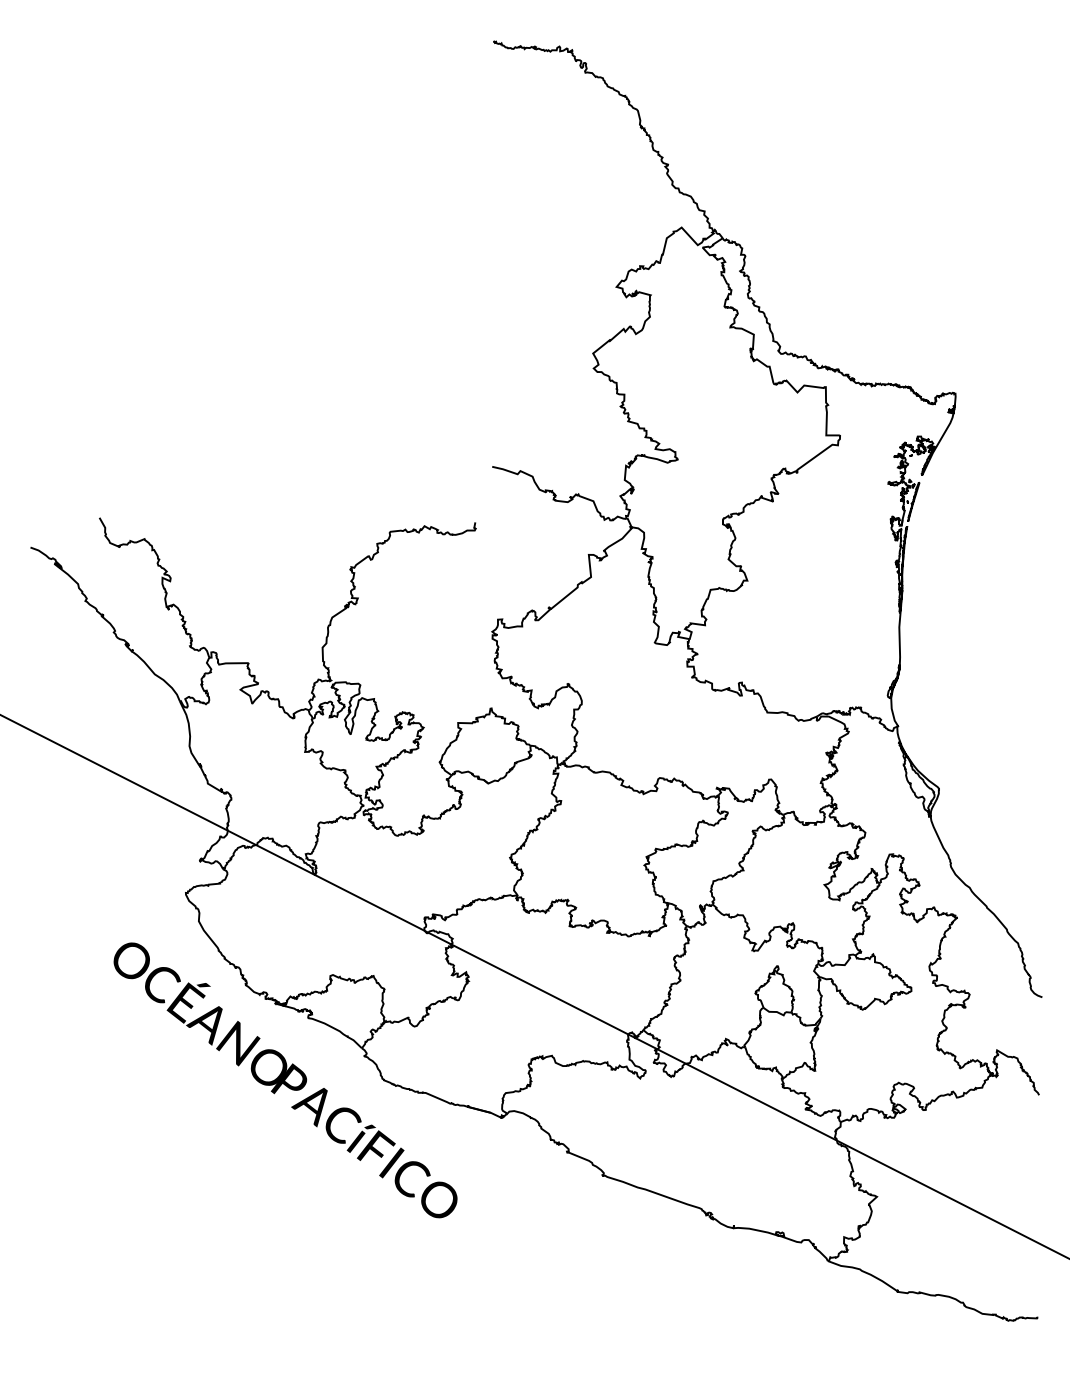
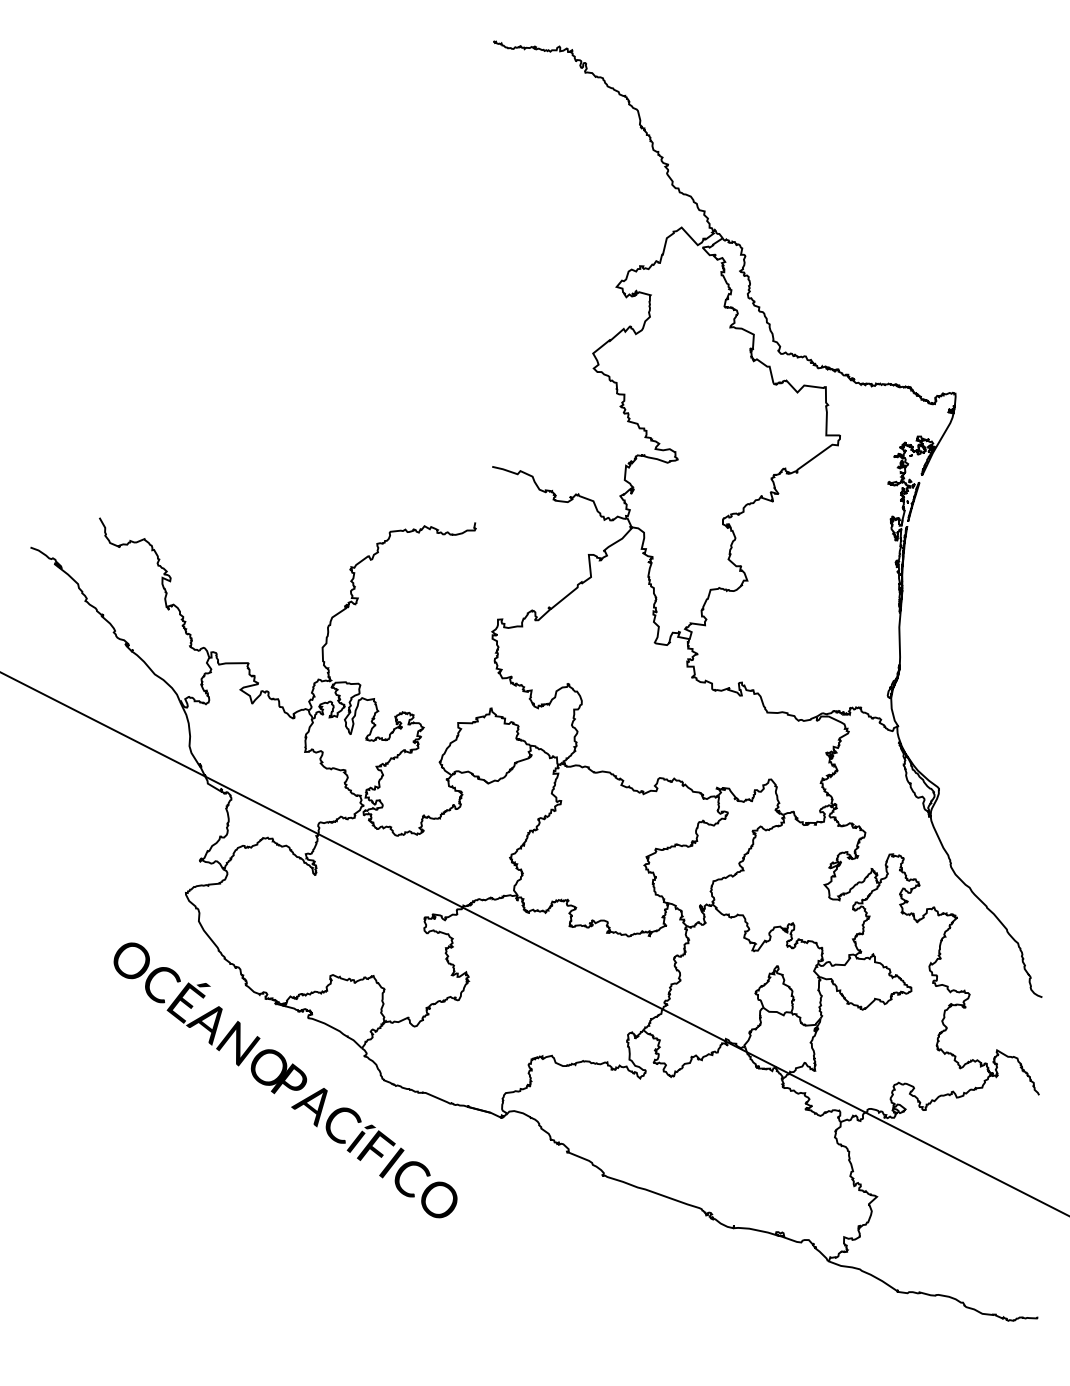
line position: (534, 986) -> (534, 943) (534, 943)
